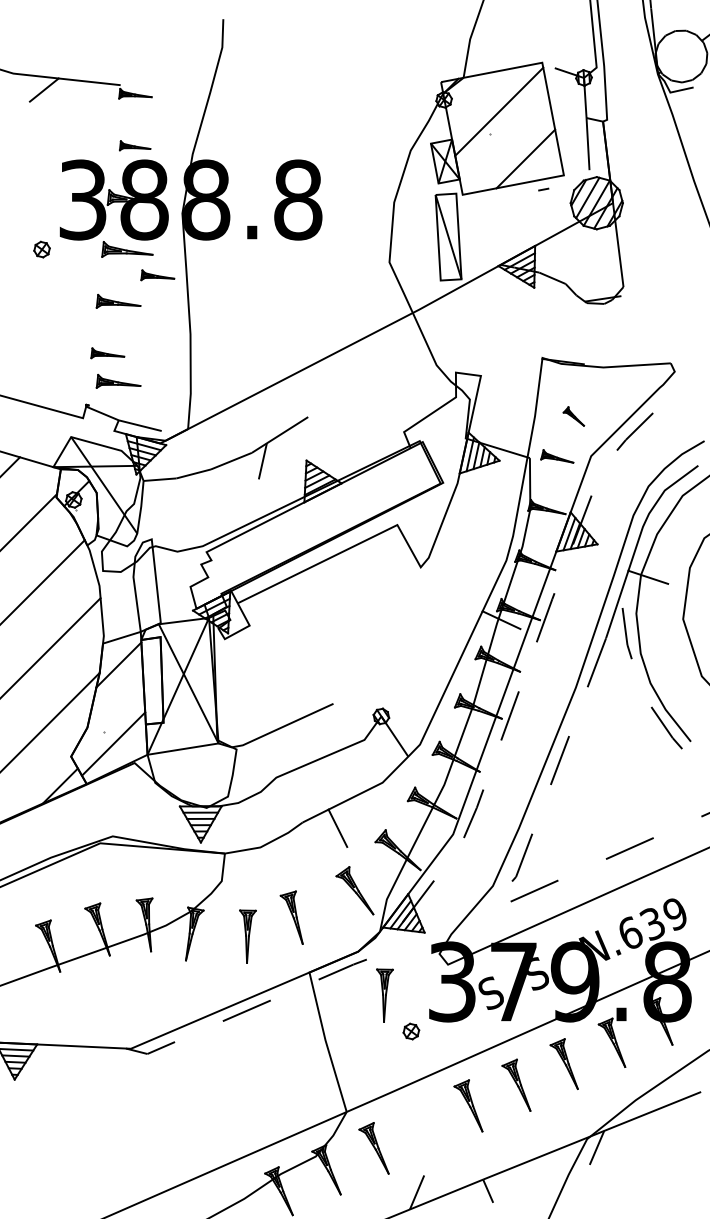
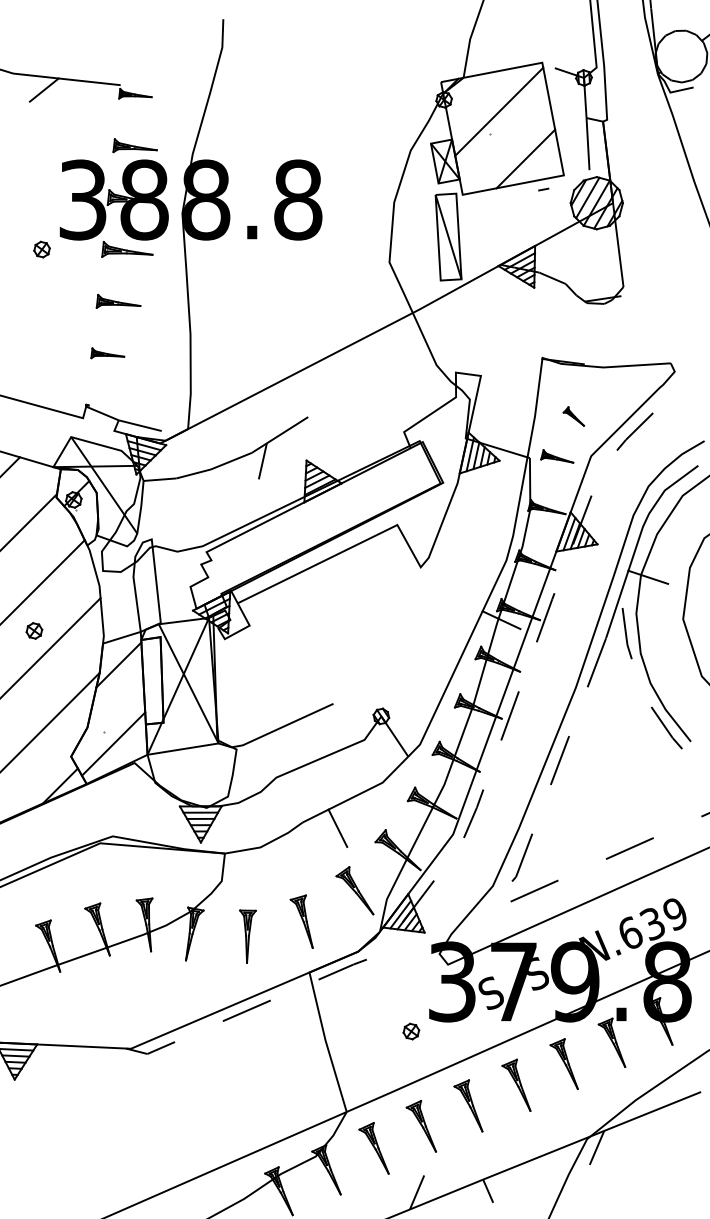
part size: 33x12 px -> 46x16 px (134, 145)
part: present -> none (157, 275)
part: present -> none (118, 380)
part: none -> present (34, 630)
part position: (291, 917) -> (301, 921) (301, 921)
part: present -> none (384, 995)
part: none -> present (420, 1126)
